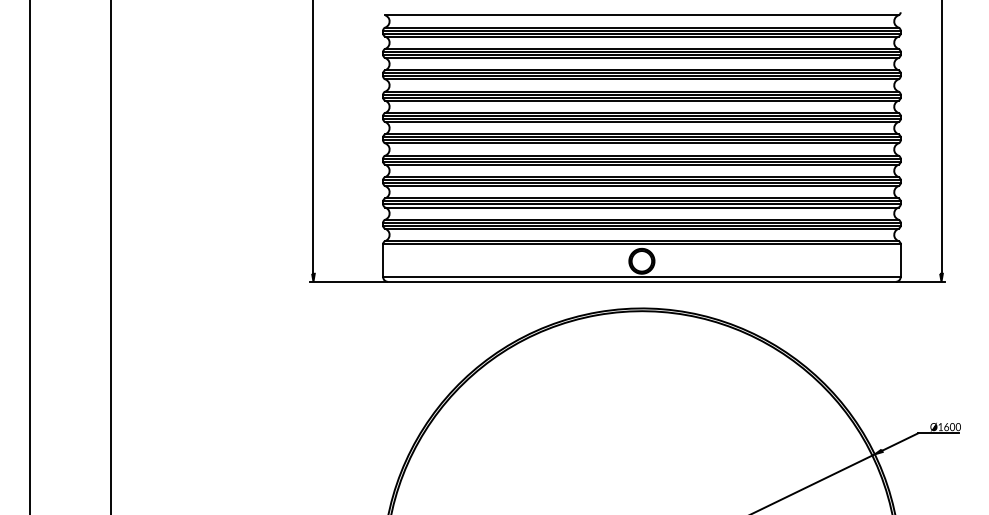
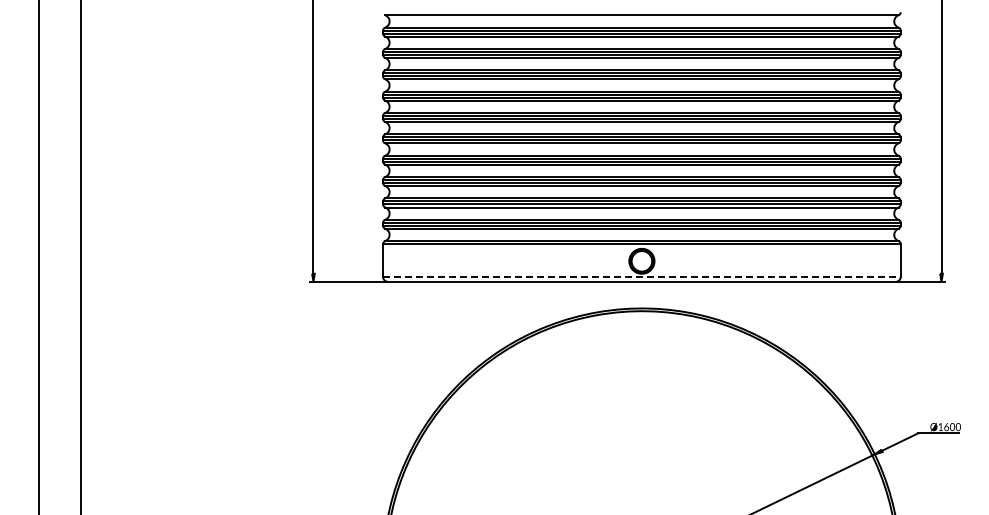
line position: (29, 256) -> (38, 256) (38, 256)
line position: (110, 256) -> (80, 256) (80, 256)
line: solid -> dashed (641, 277)
